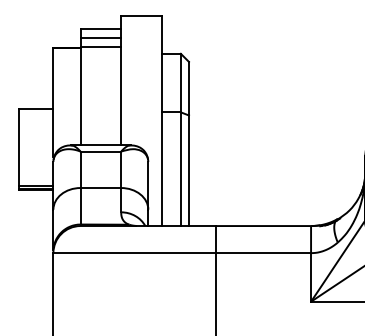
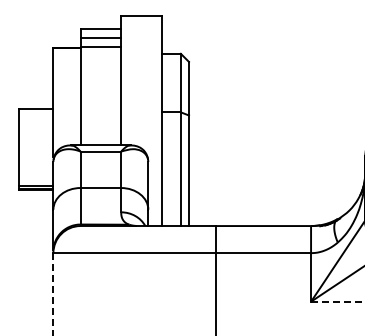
line: solid -> dashed (53, 295)
line: solid -> dashed (338, 301)
